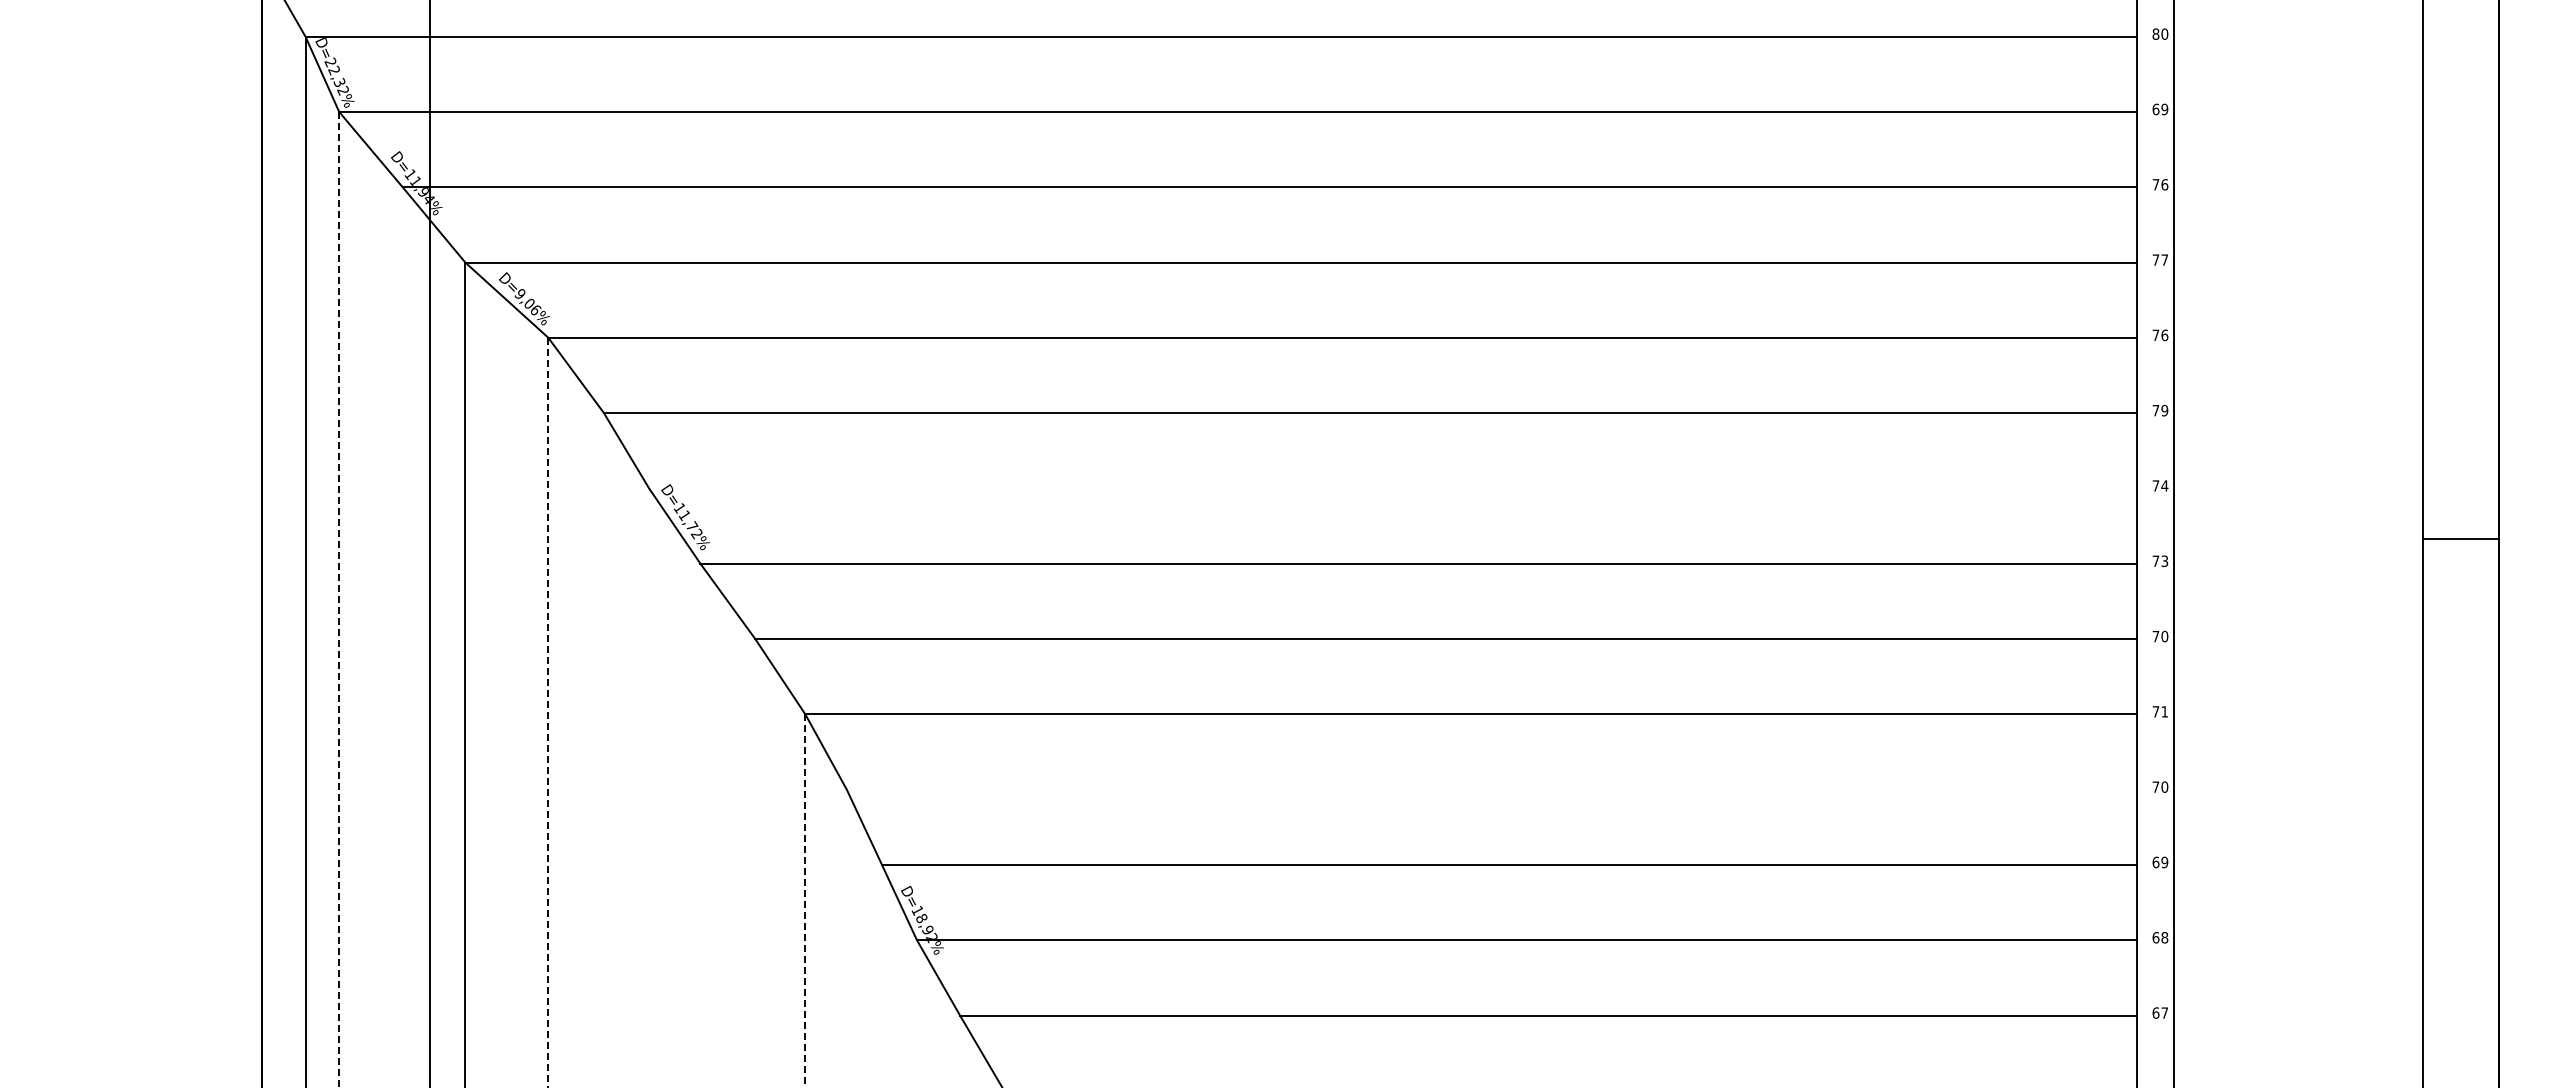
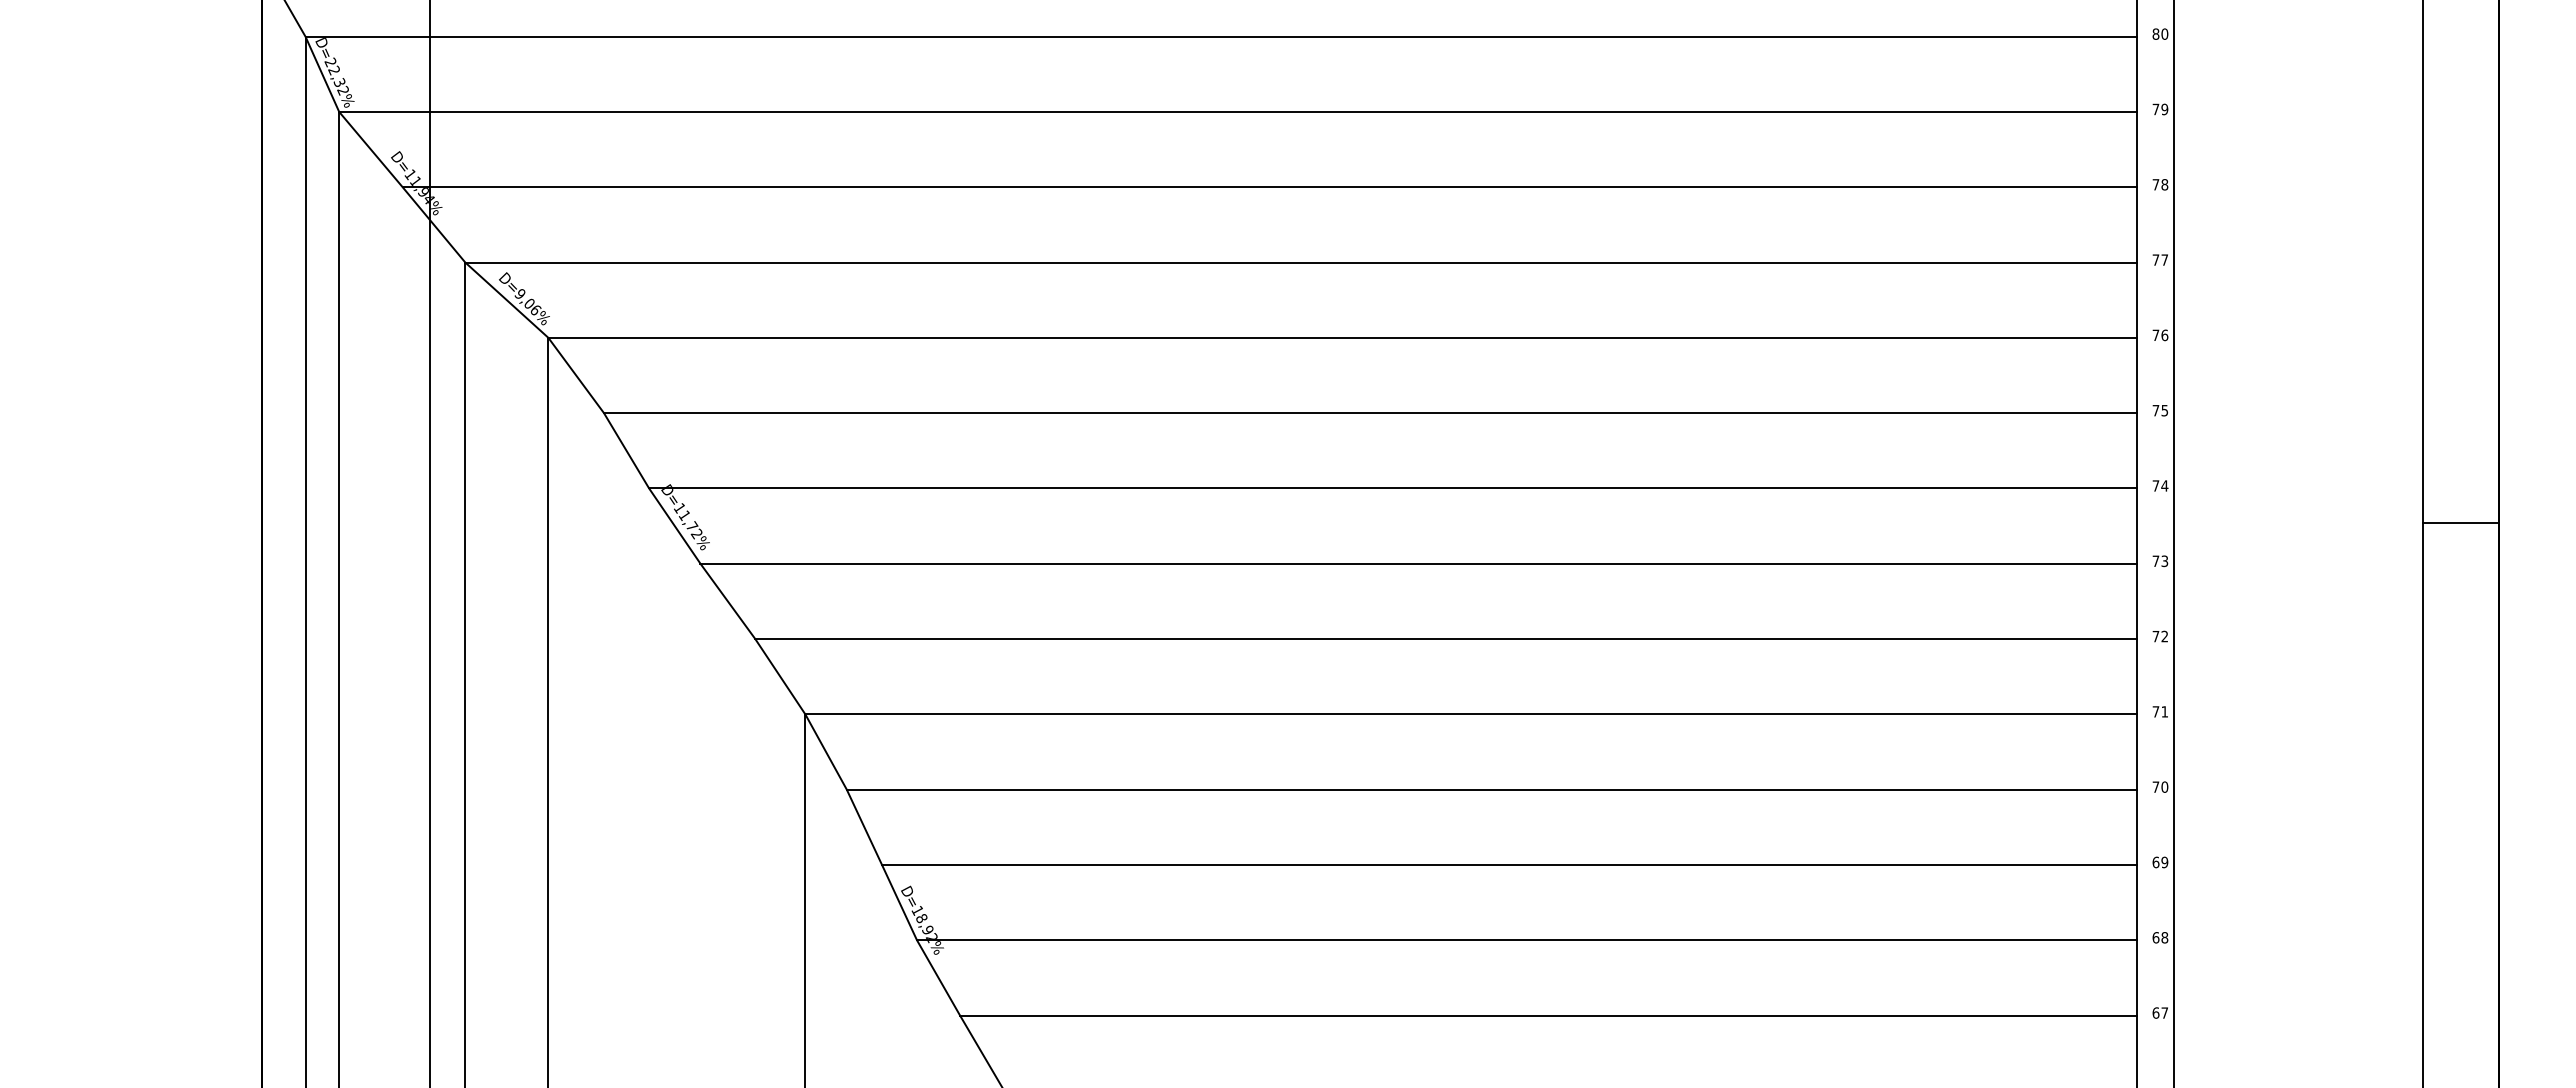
text: 69 -> 79 (2155, 109)
text: 76 -> 78 (2164, 184)
text: 79 -> 75 (2164, 410)
line: none -> present (1392, 488)
line position: (2460, 539) -> (2460, 523) (2460, 523)
line: dashed -> solid (339, 599)
text: 70 -> 72 (2164, 636)
line: dashed -> solid (548, 712)
line: none -> present (1491, 789)
line: dashed -> solid (805, 901)
